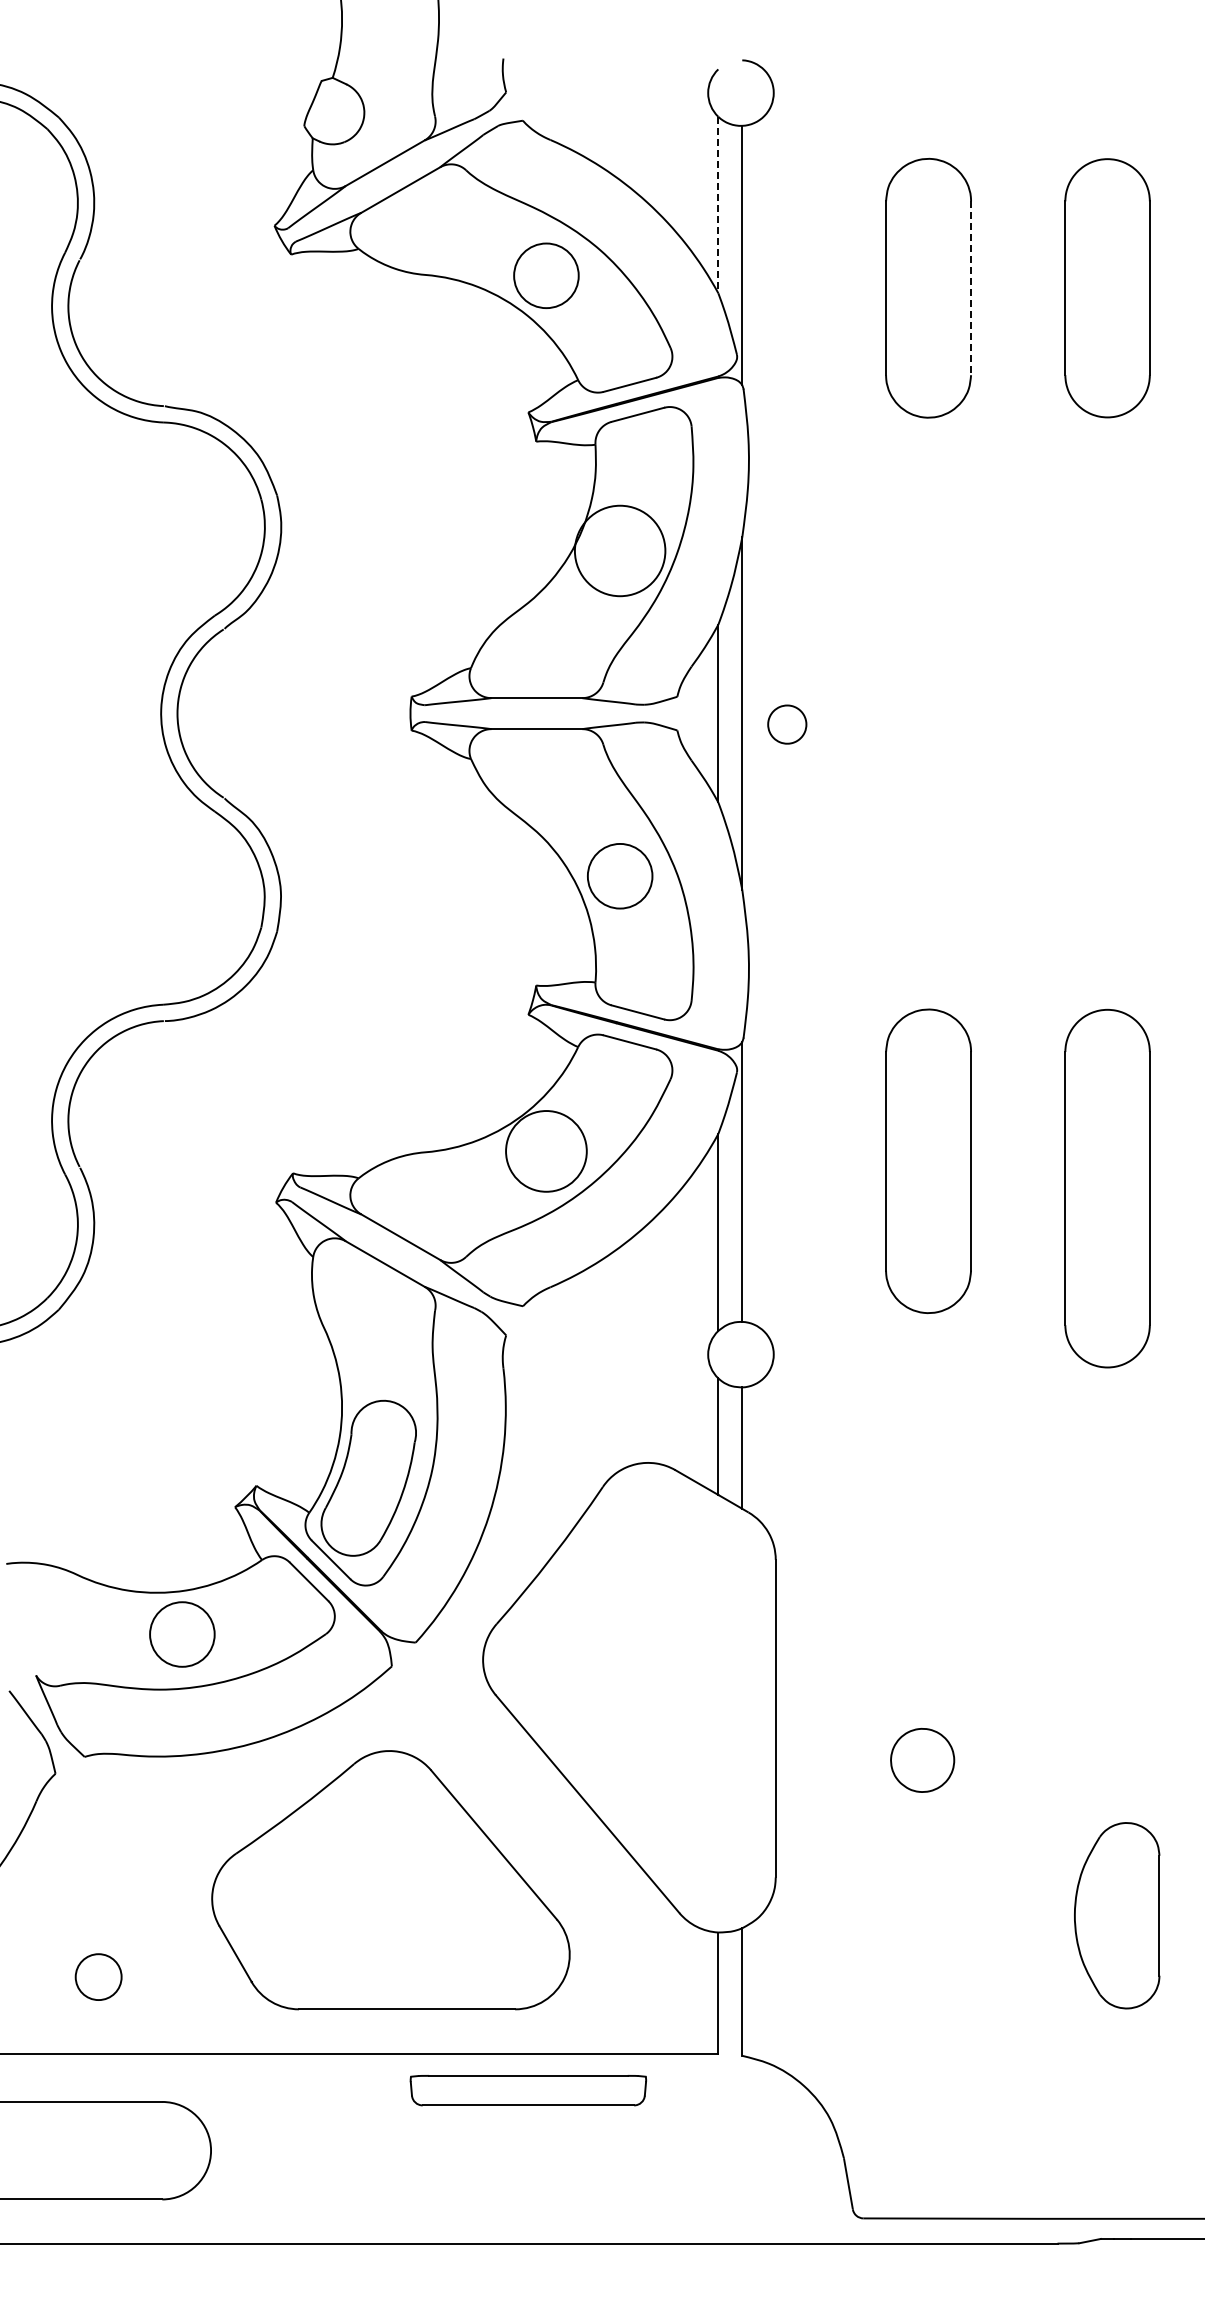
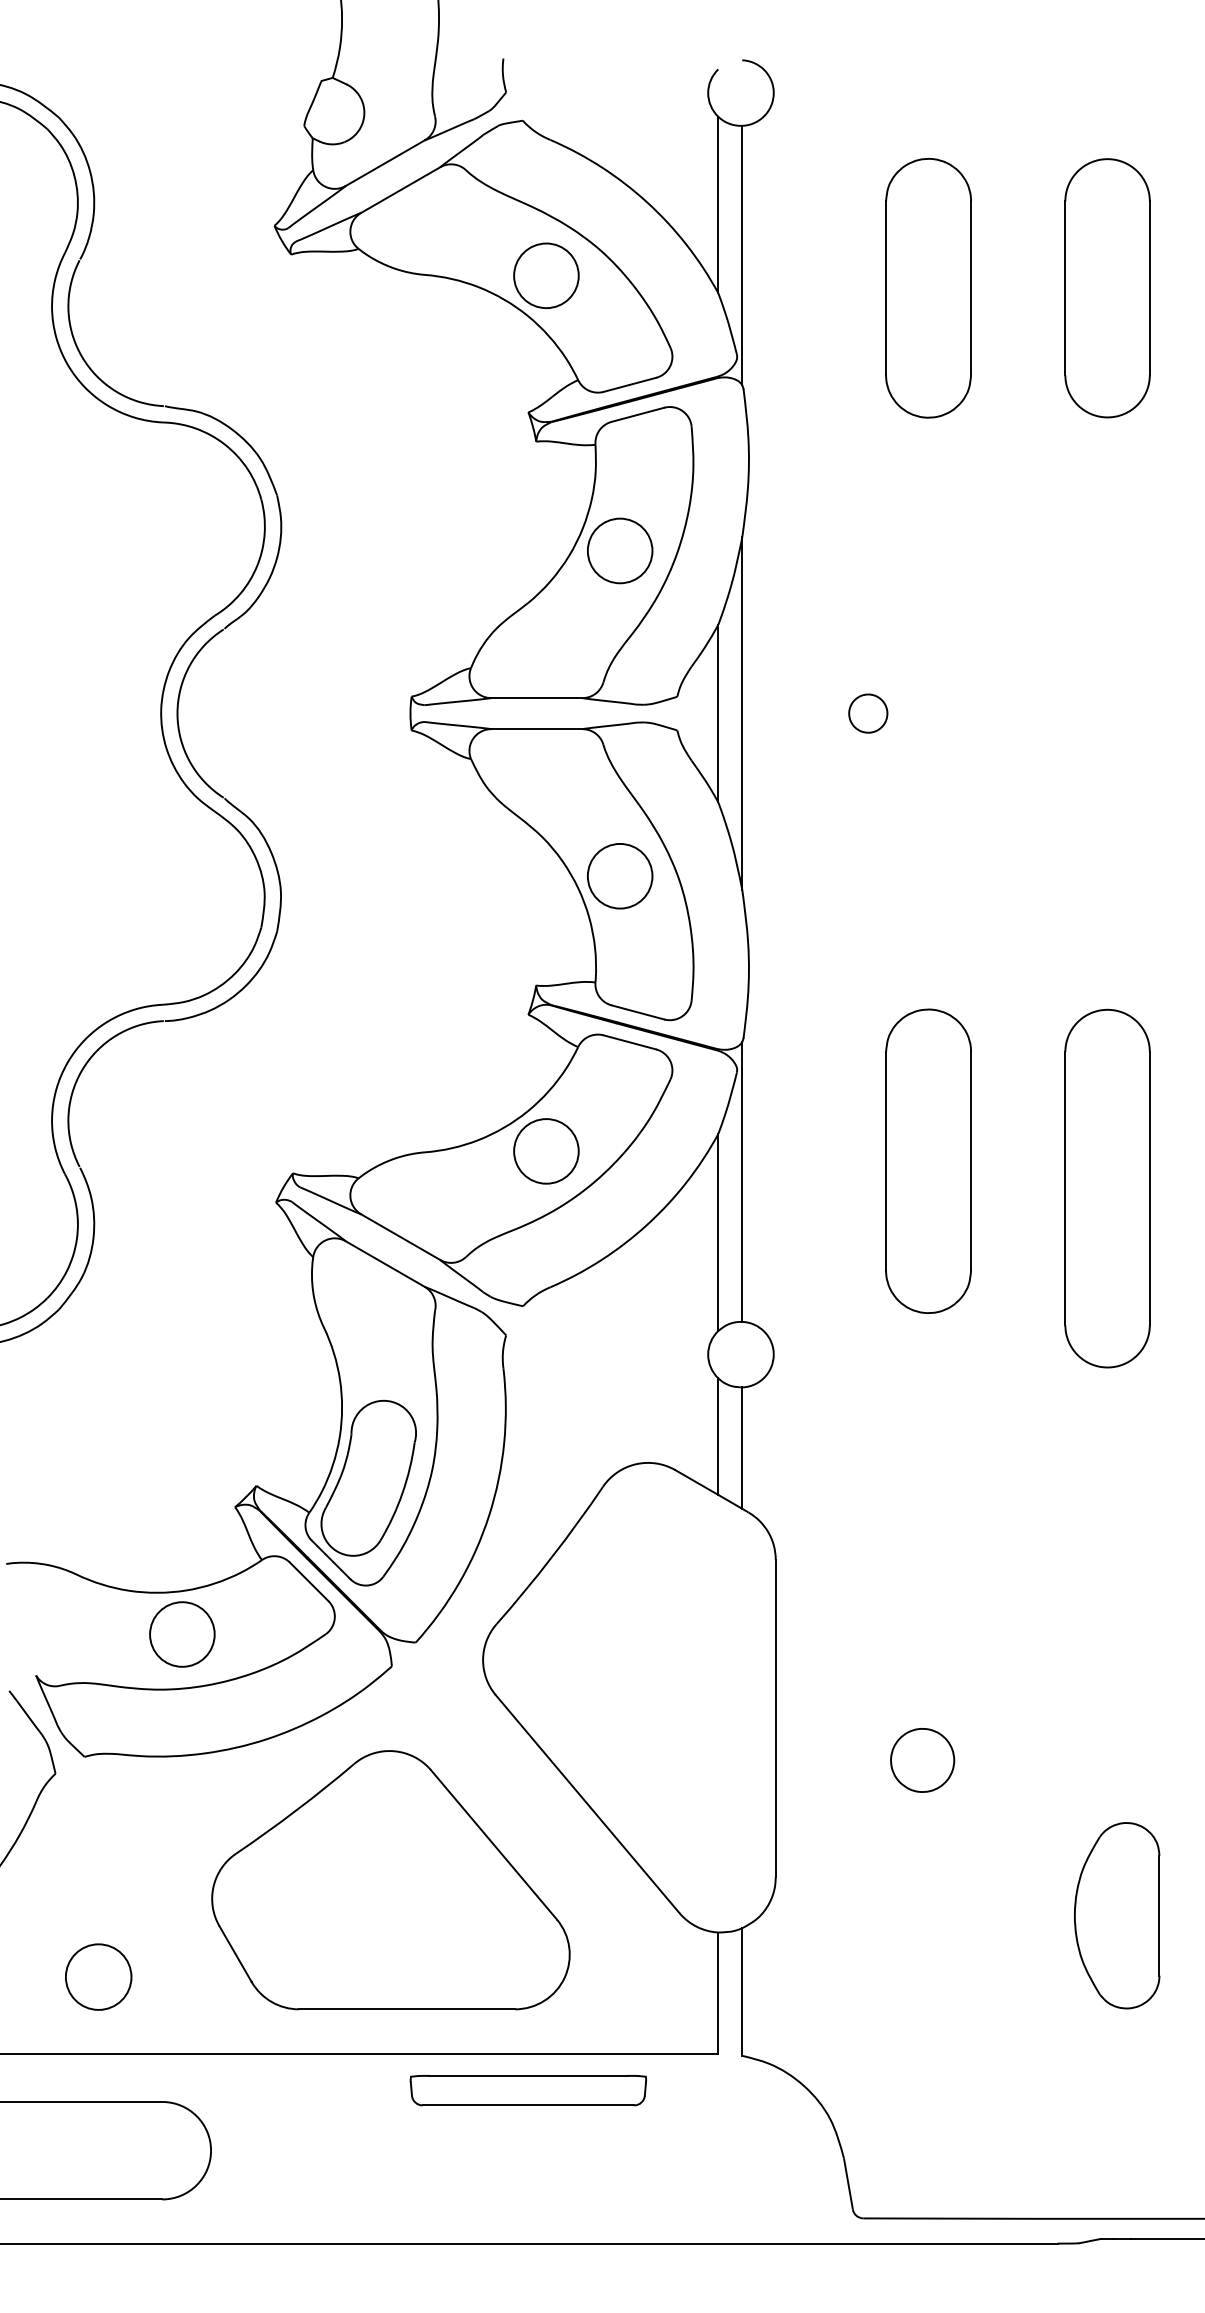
line: dashed -> solid (718, 205)
line: dashed -> solid (971, 288)
circle diameter: 90 px -> 65 px (619, 550)
part position: (787, 724) -> (868, 713) (868, 713)
circle diameter: 81 px -> 65 px (546, 1151)
circle diameter: 46 px -> 66 px (98, 1976)
